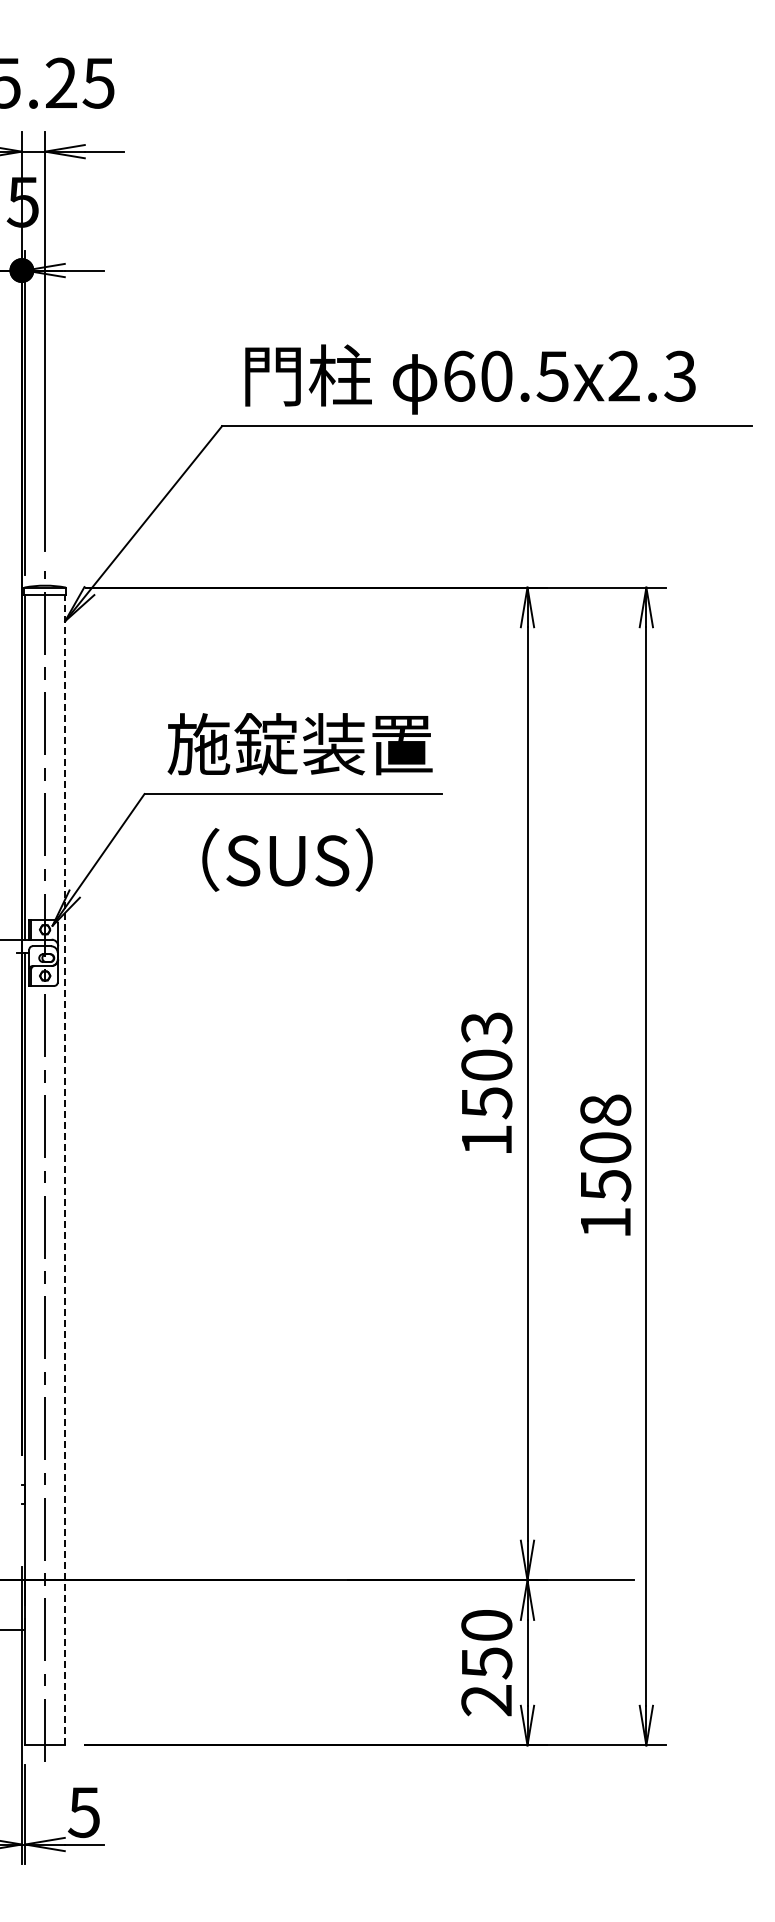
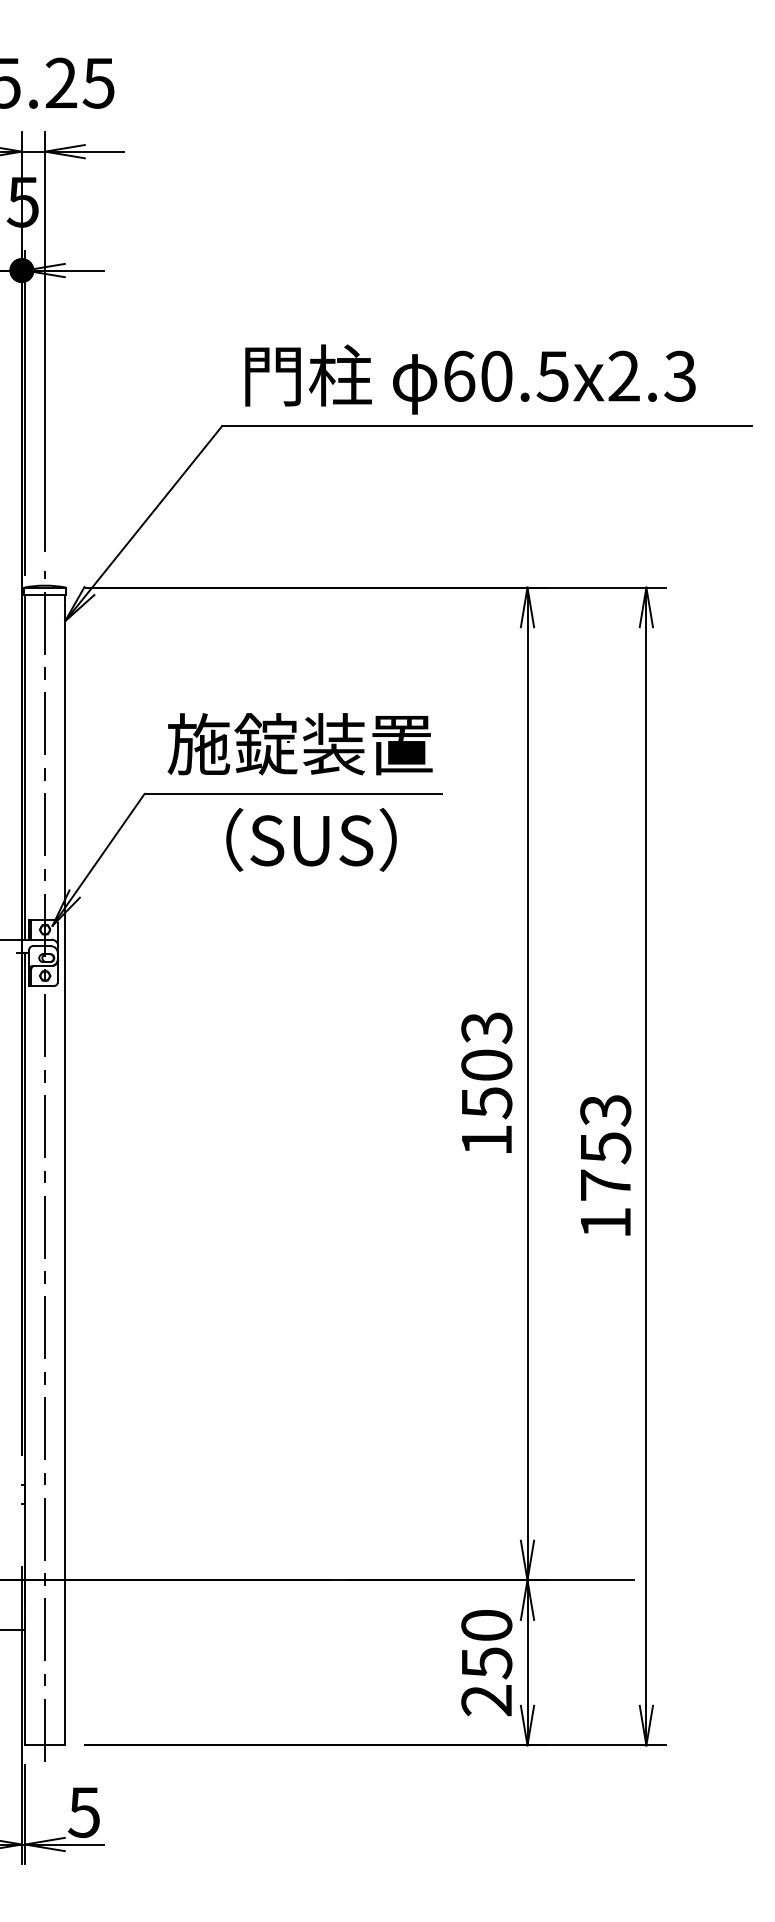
text position: (287, 859) -> (311, 839) (311, 839)
text: 1508 -> 1753 (605, 1147)
line: dashed -> solid (65, 1169)
